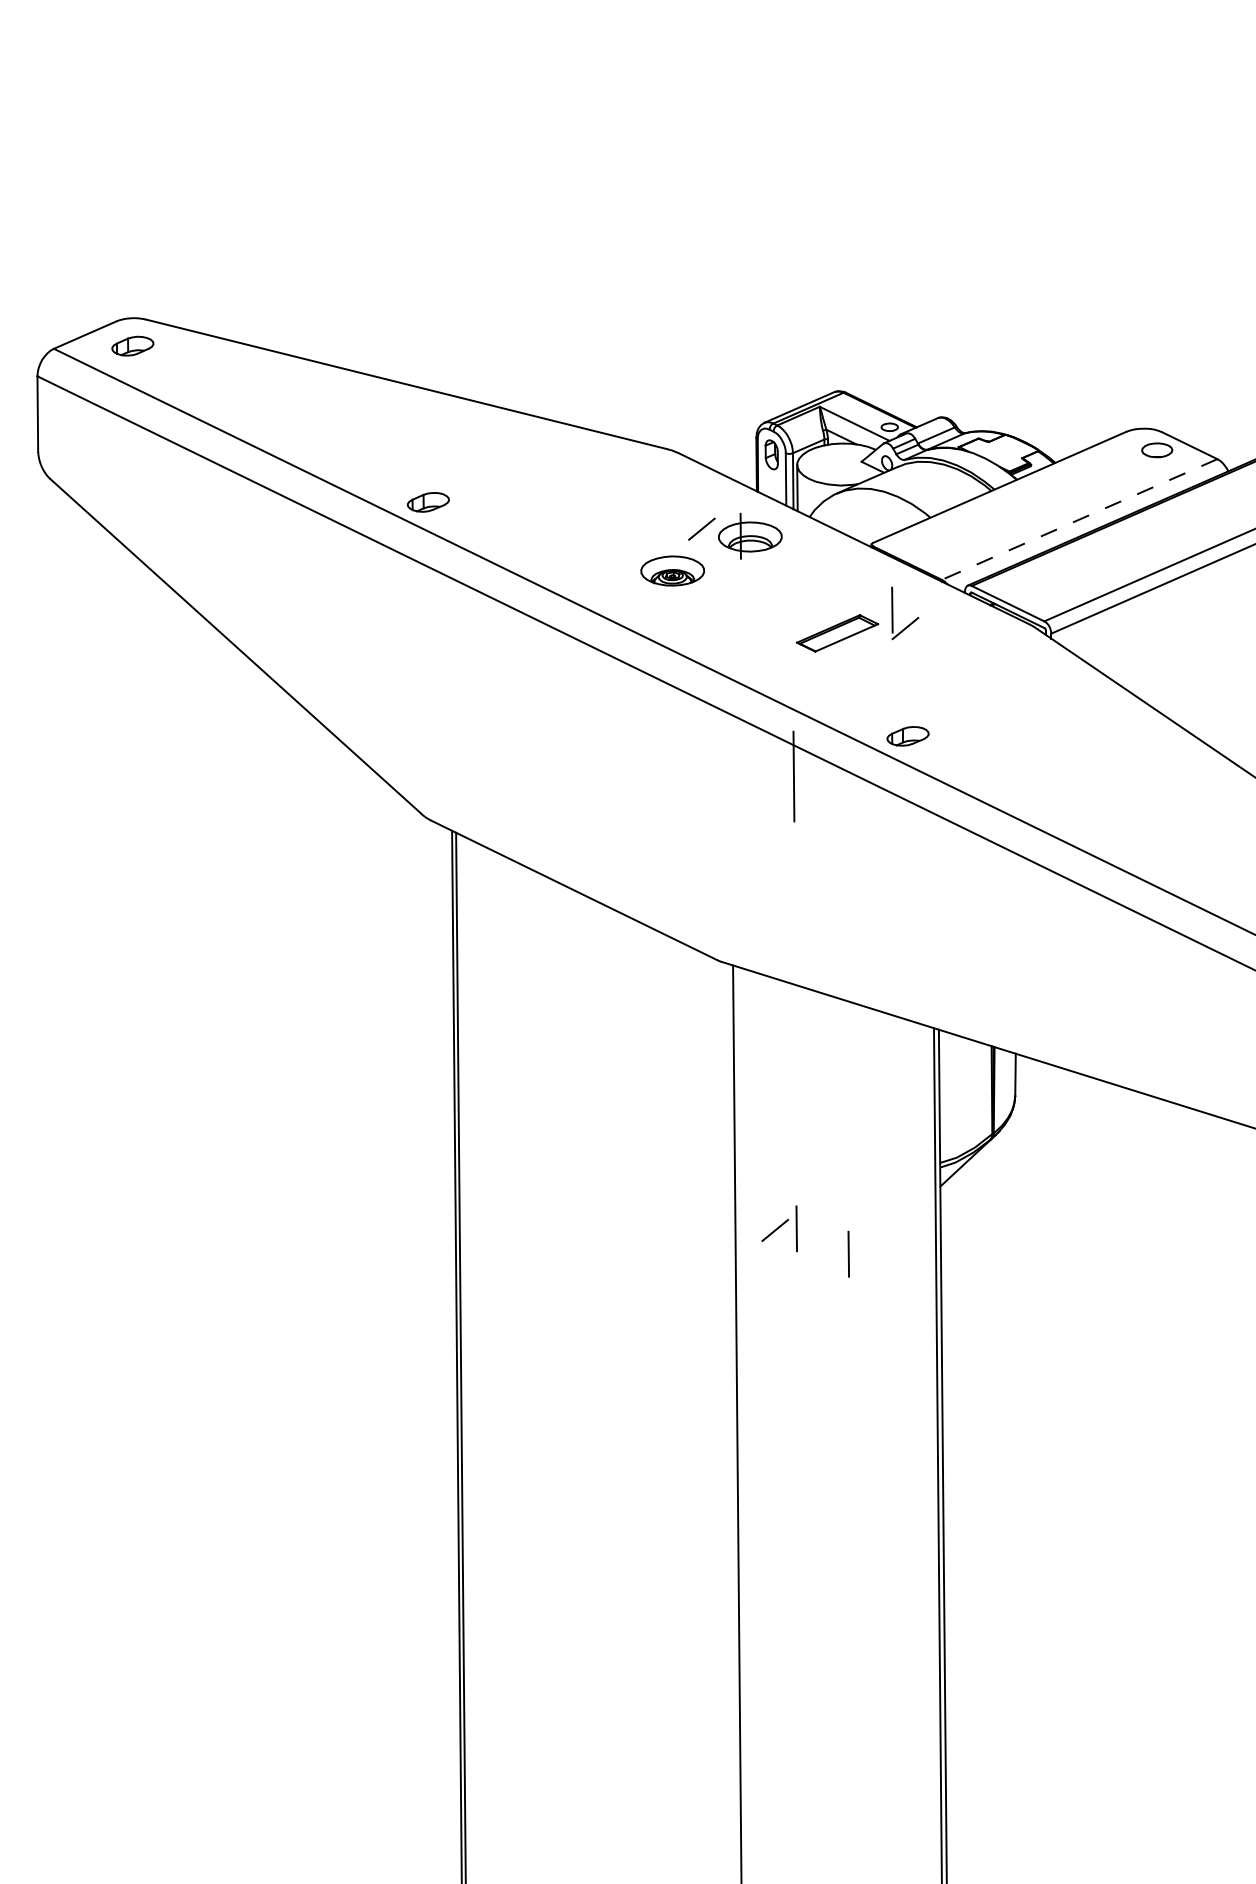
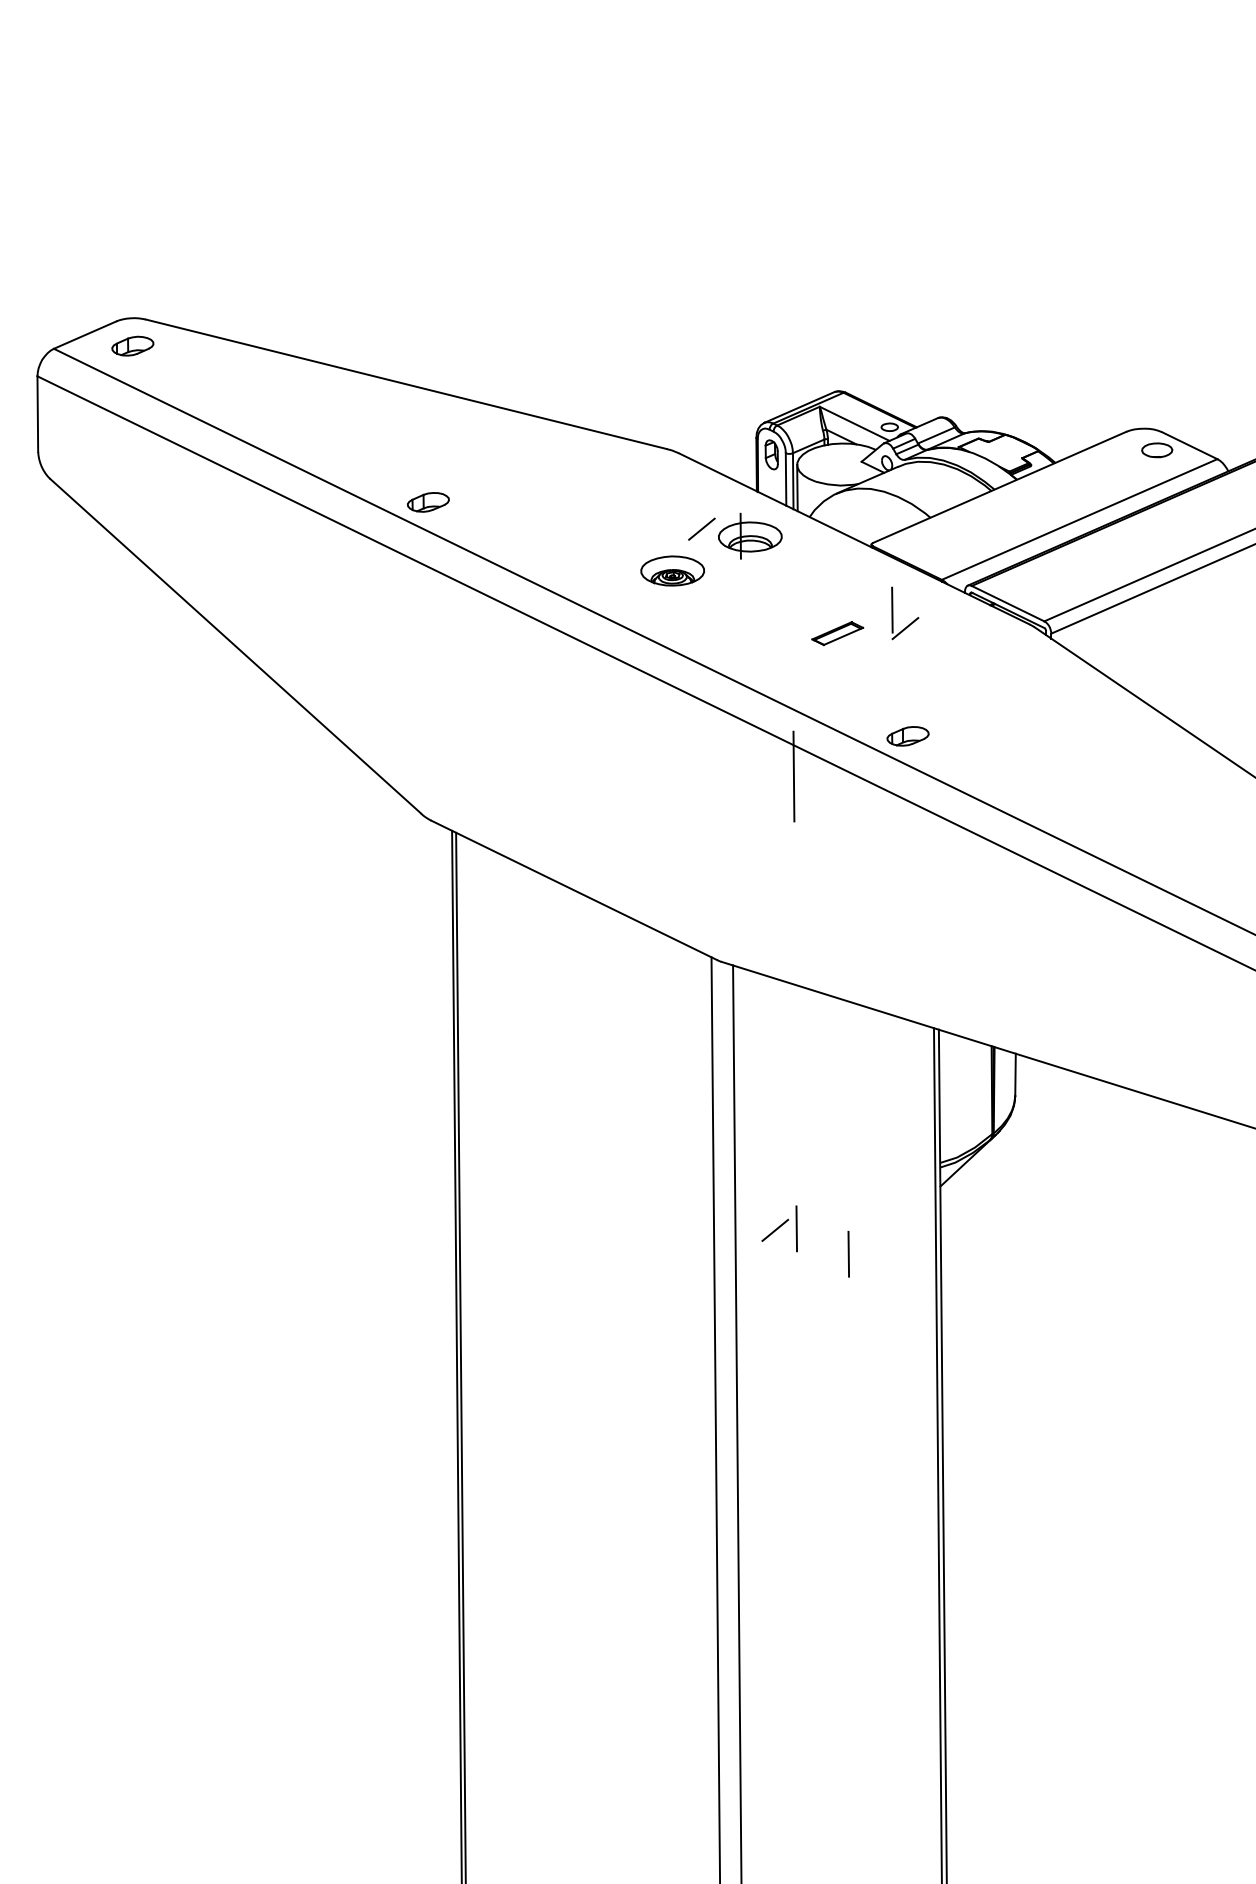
line: dashed -> solid (1079, 519)
part size: 84x39 px -> 54x26 px (837, 633)
line: none -> present (715, 1418)
